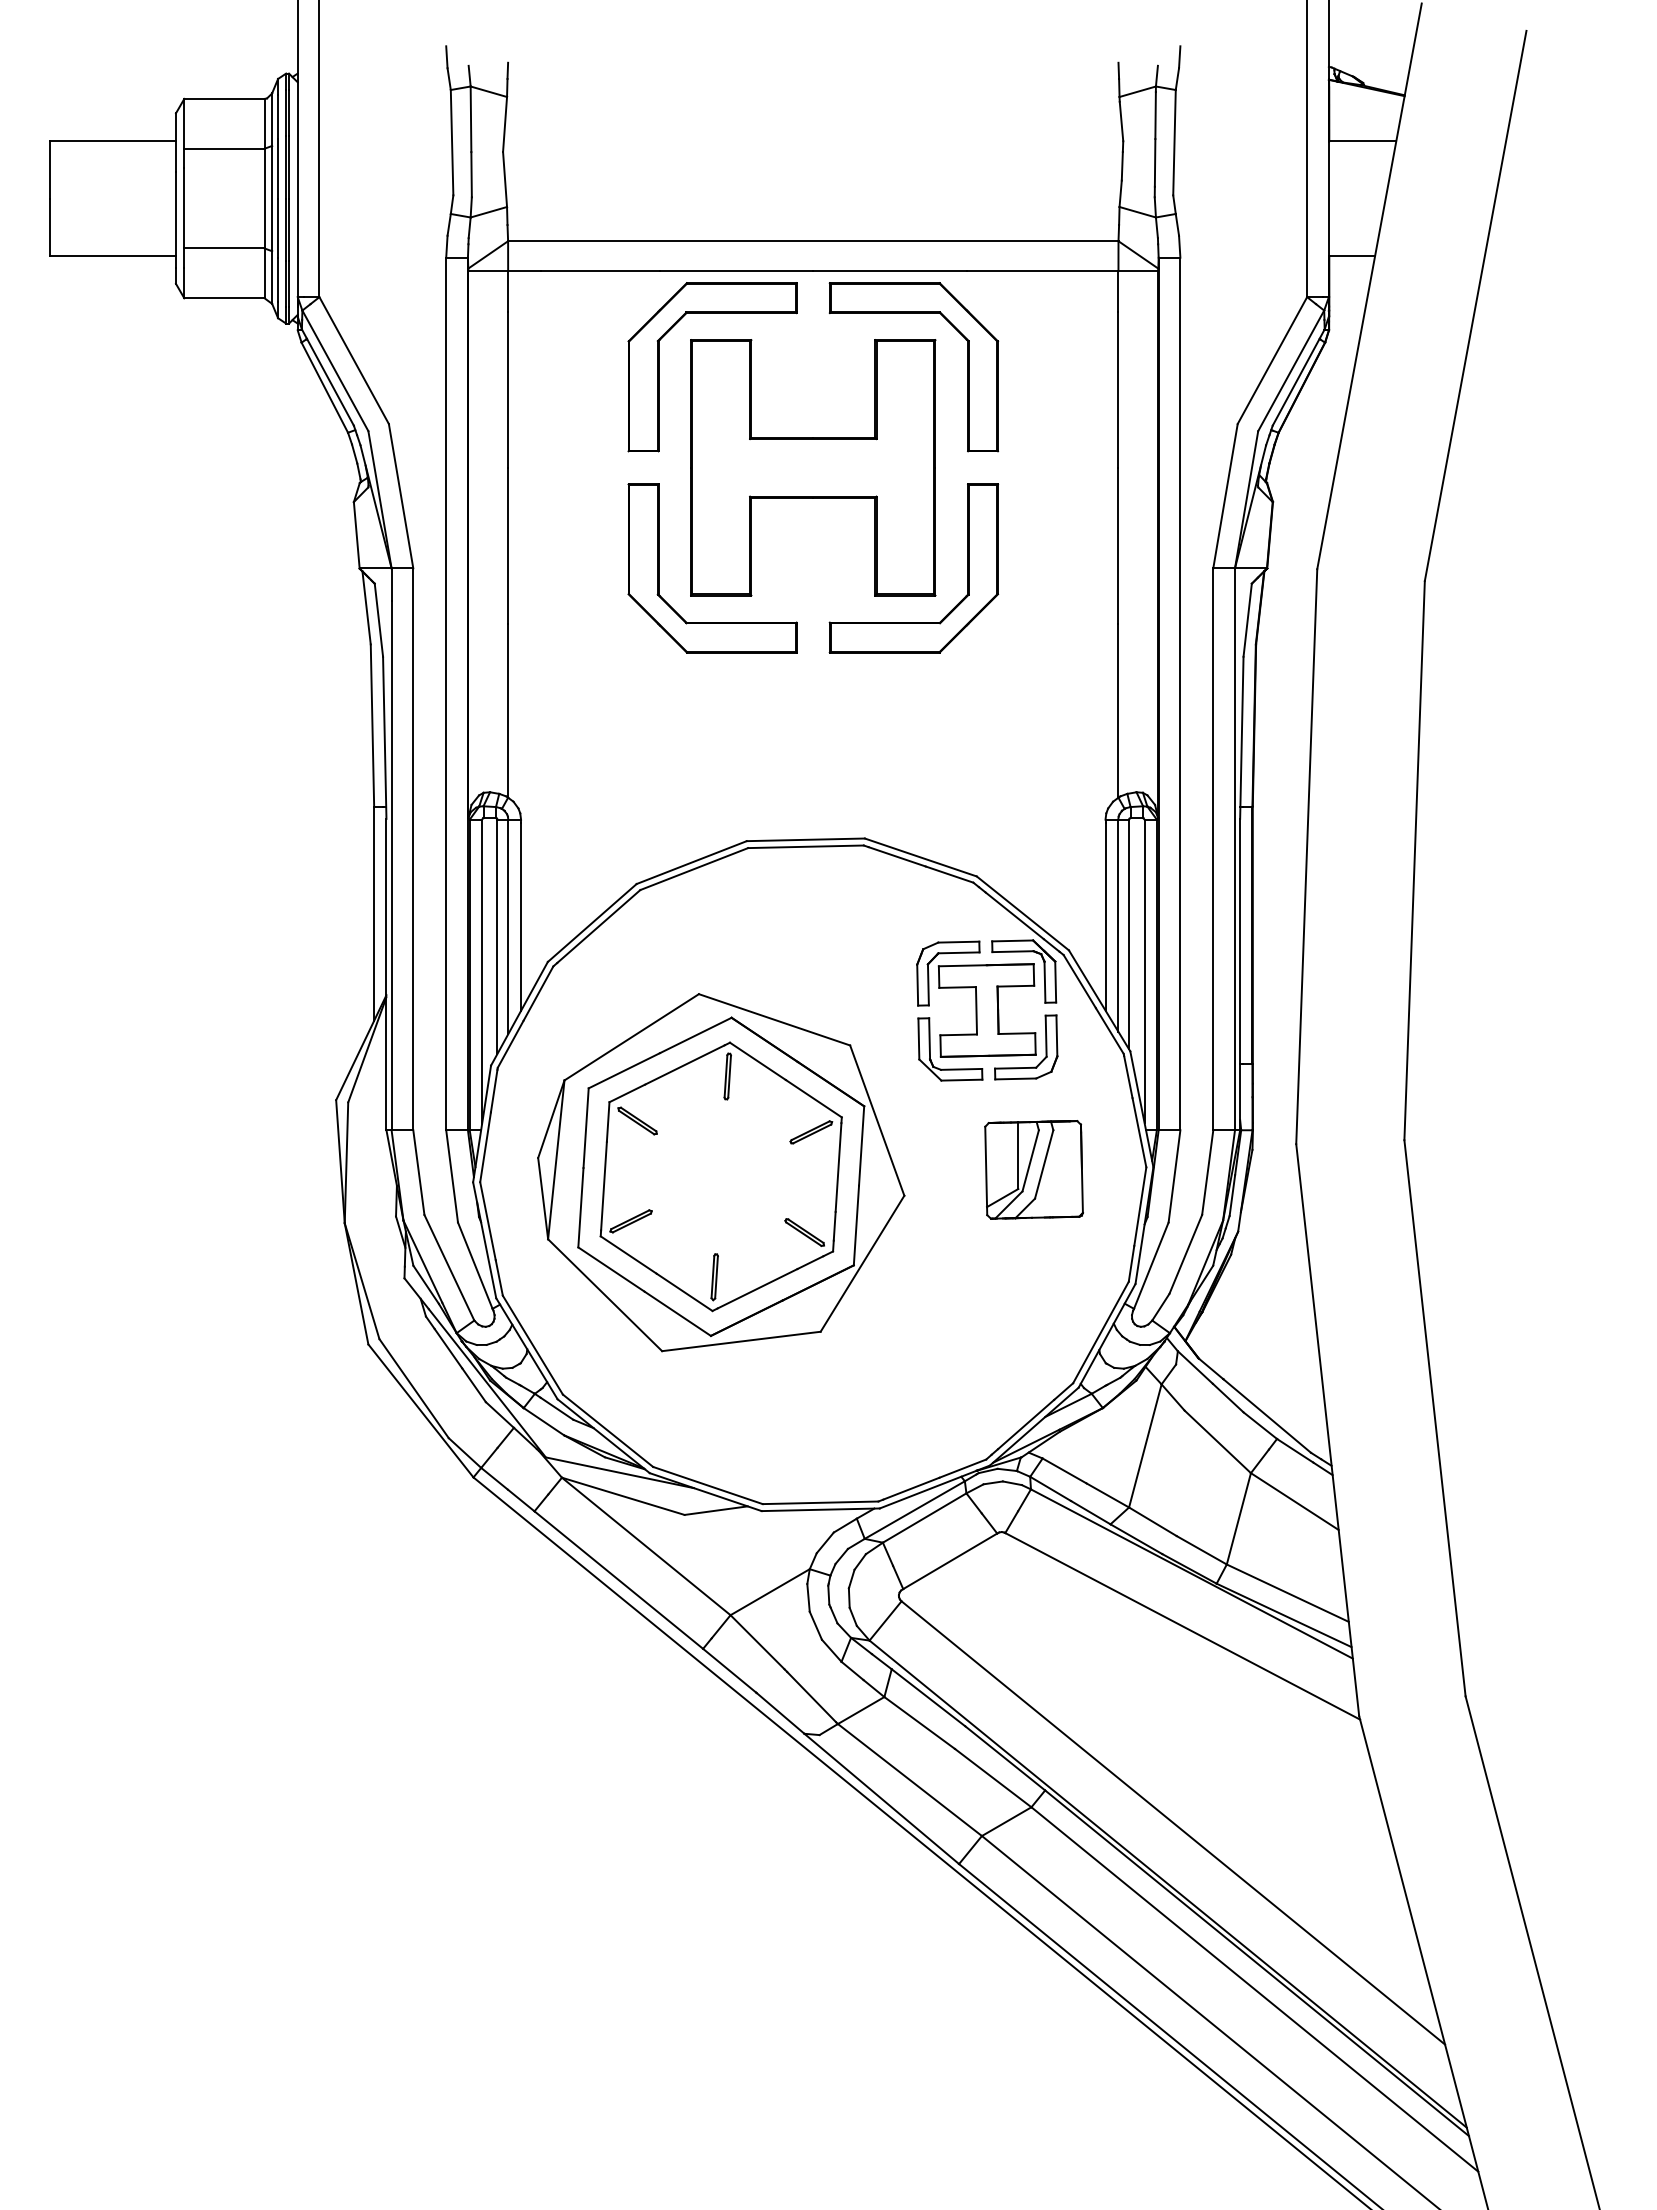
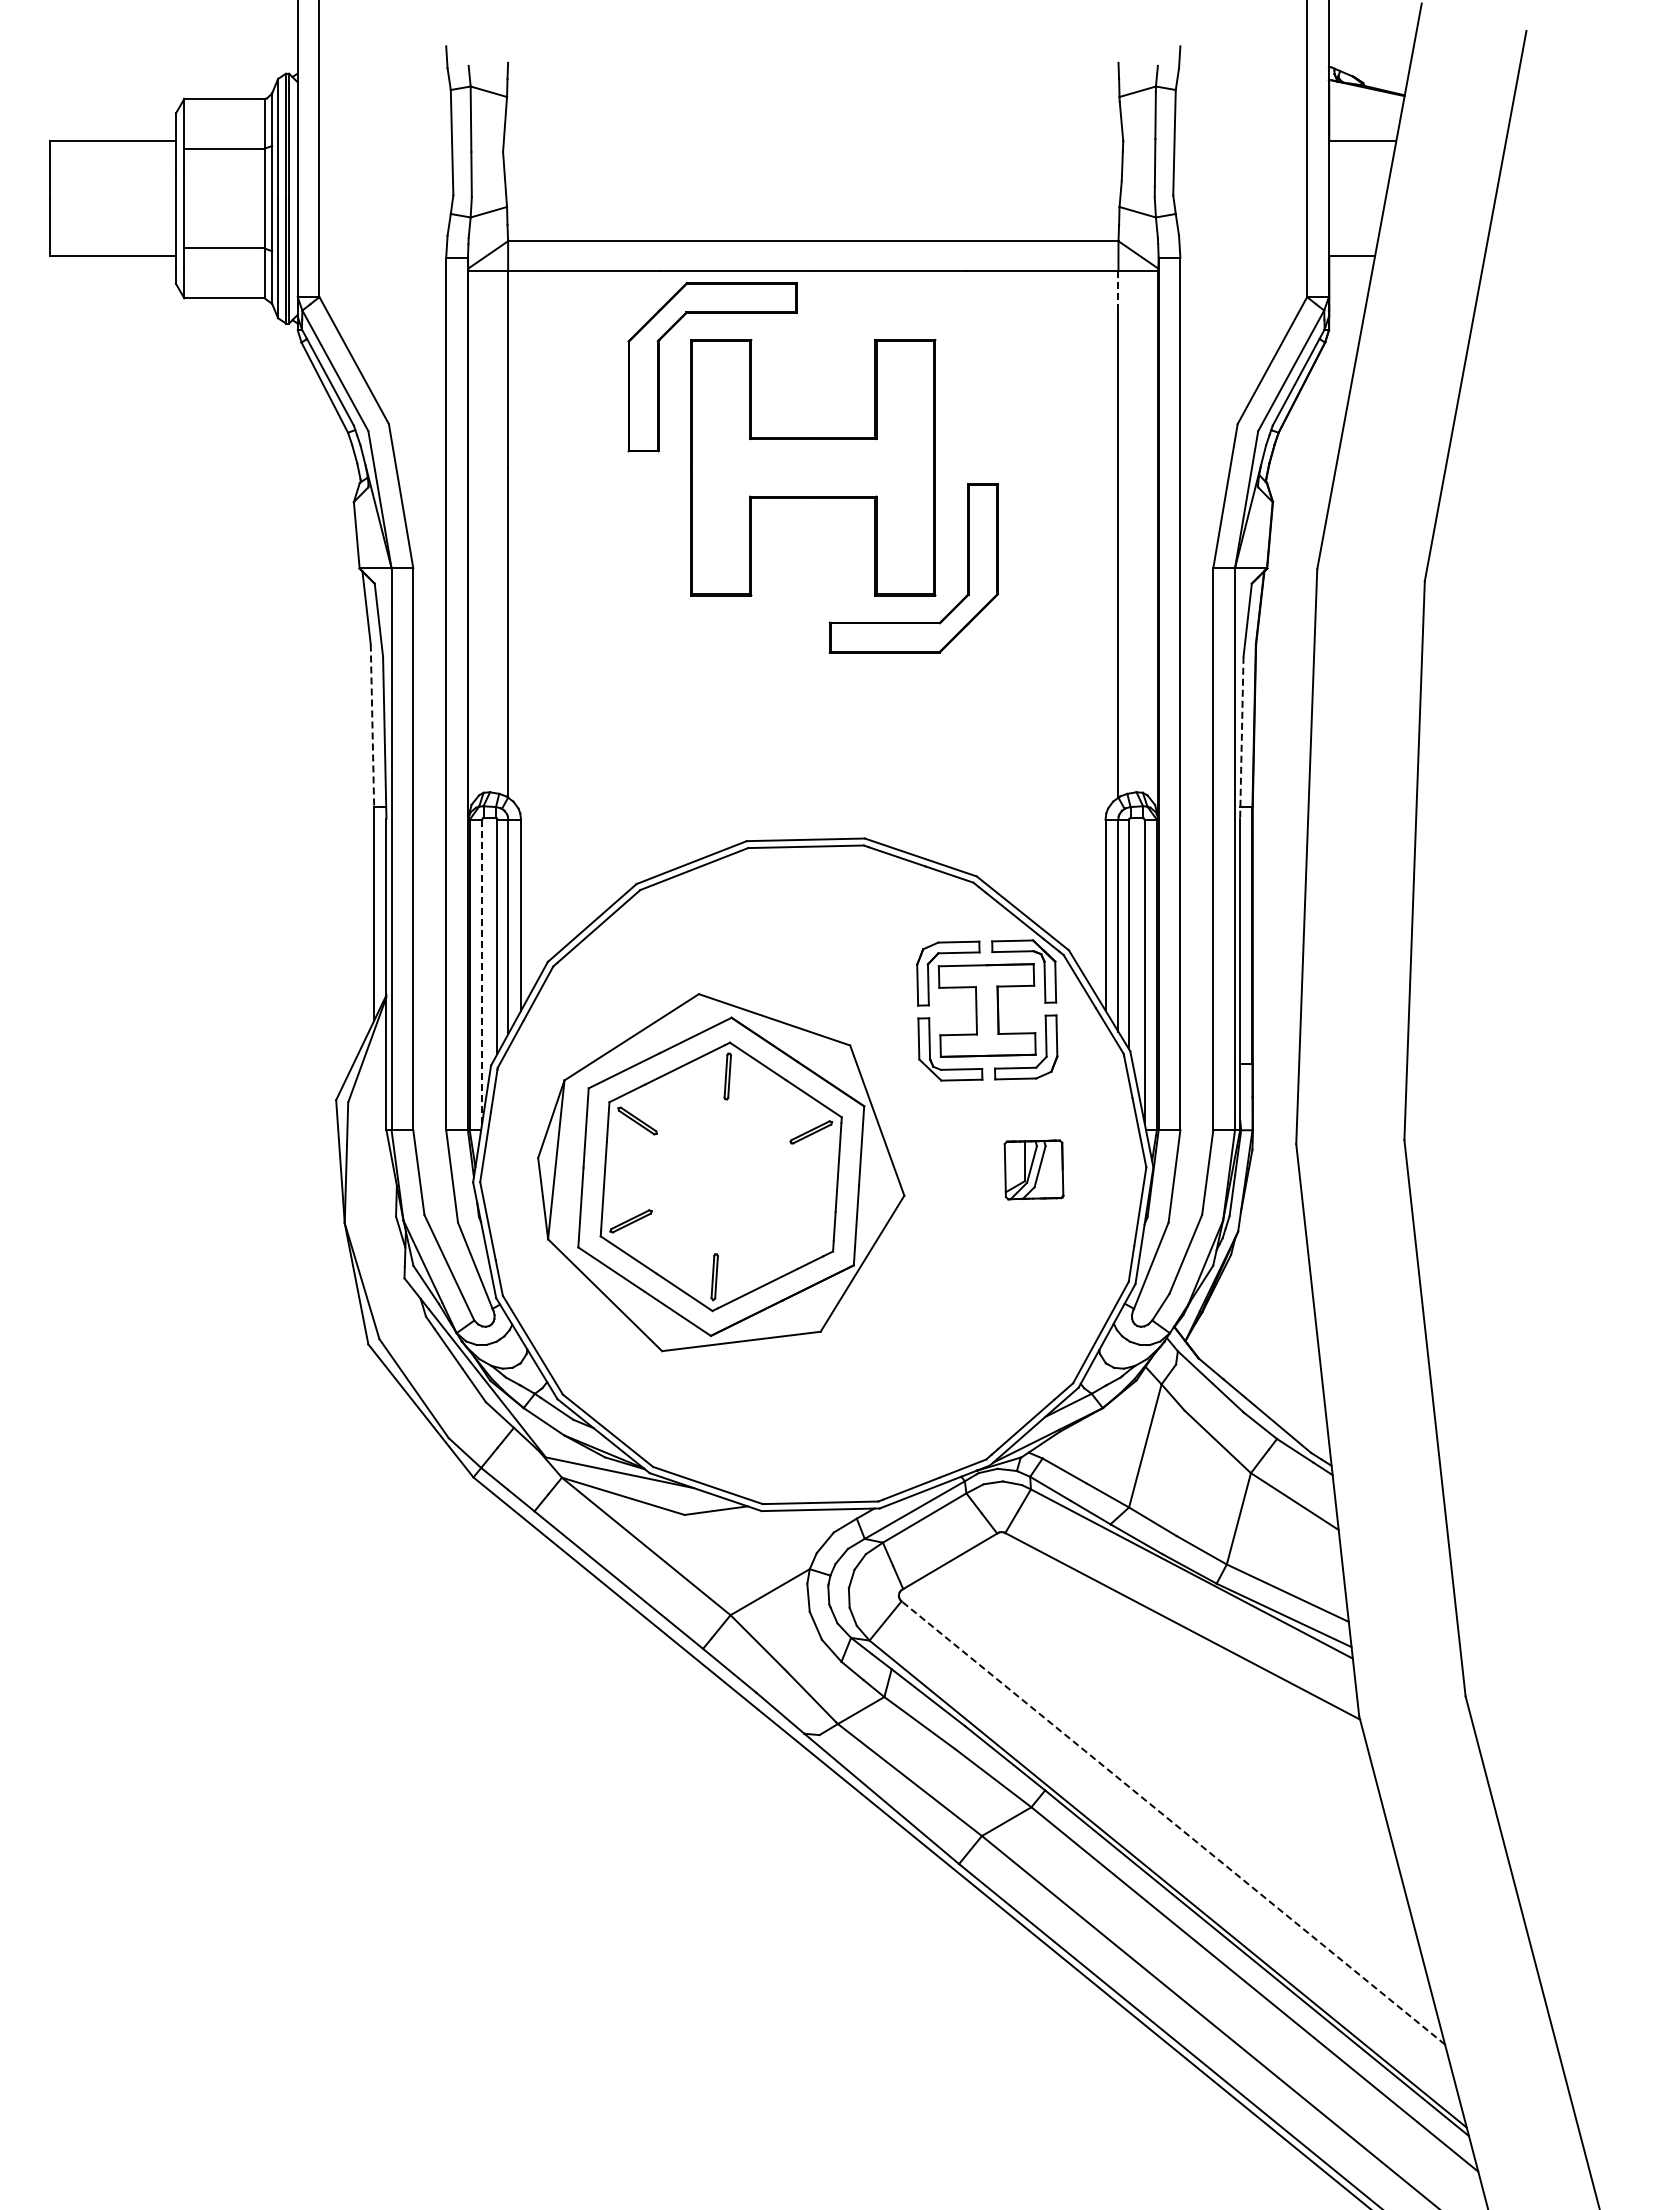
line: solid -> dashed (1118, 291)
part: present -> none (913, 313)
part: present -> none (659, 568)
line: solid -> dashed (372, 726)
line: solid -> dashed (1241, 738)
line: solid -> dashed (482, 972)
part size: 100x100 px -> 62x62 px (1033, 1169)
part: present -> none (804, 1232)
line: solid -> dashed (1173, 1822)
